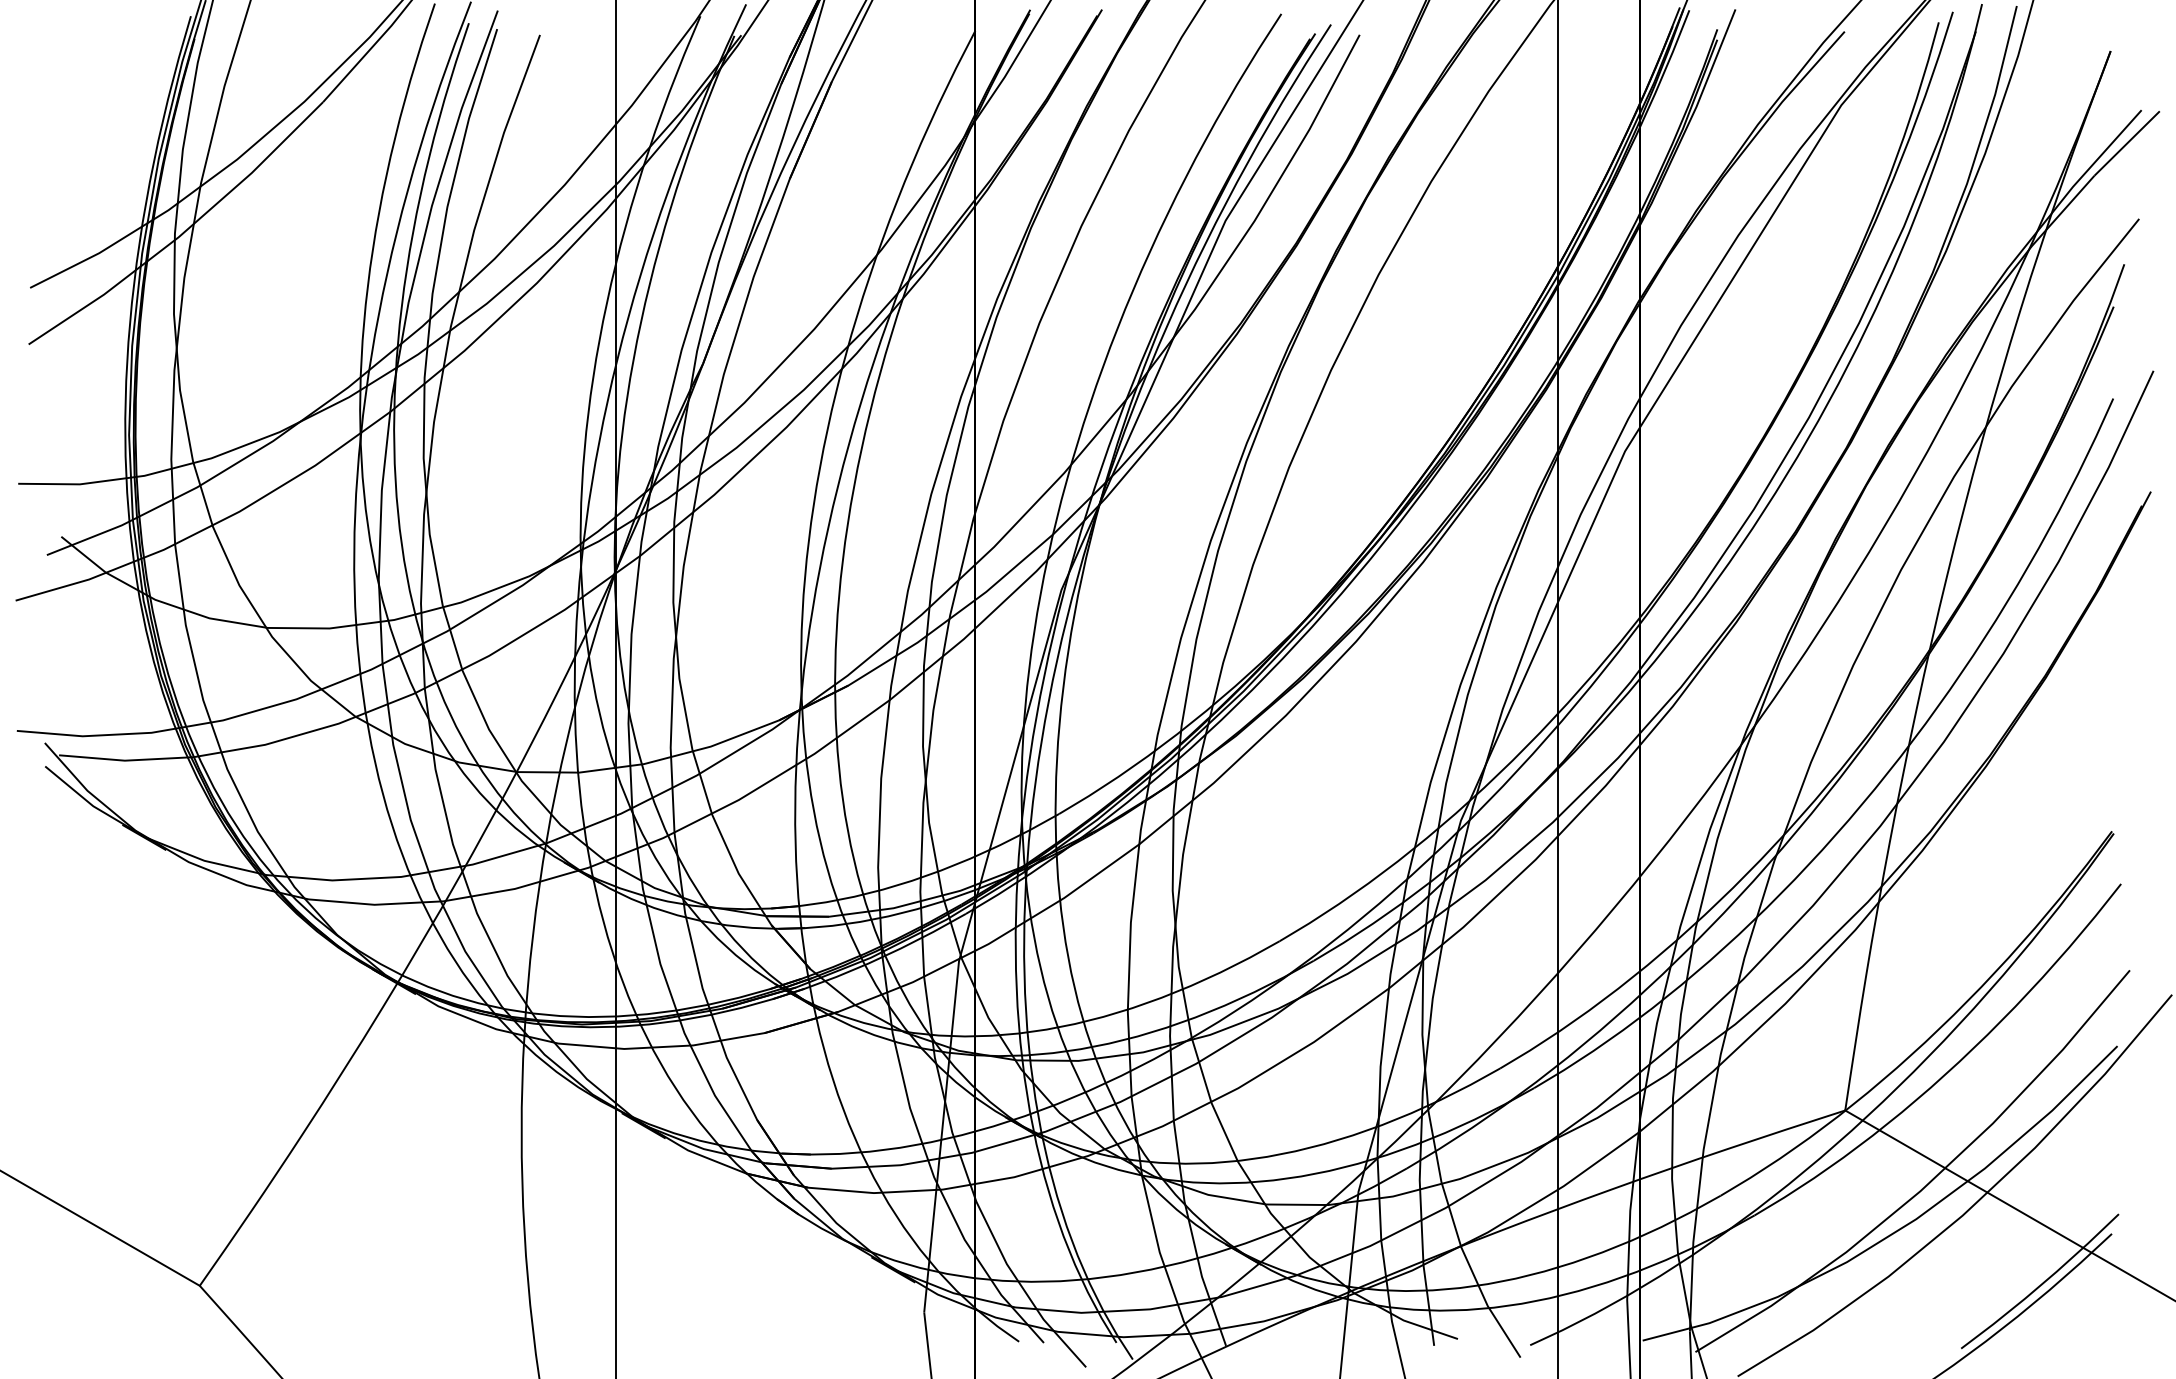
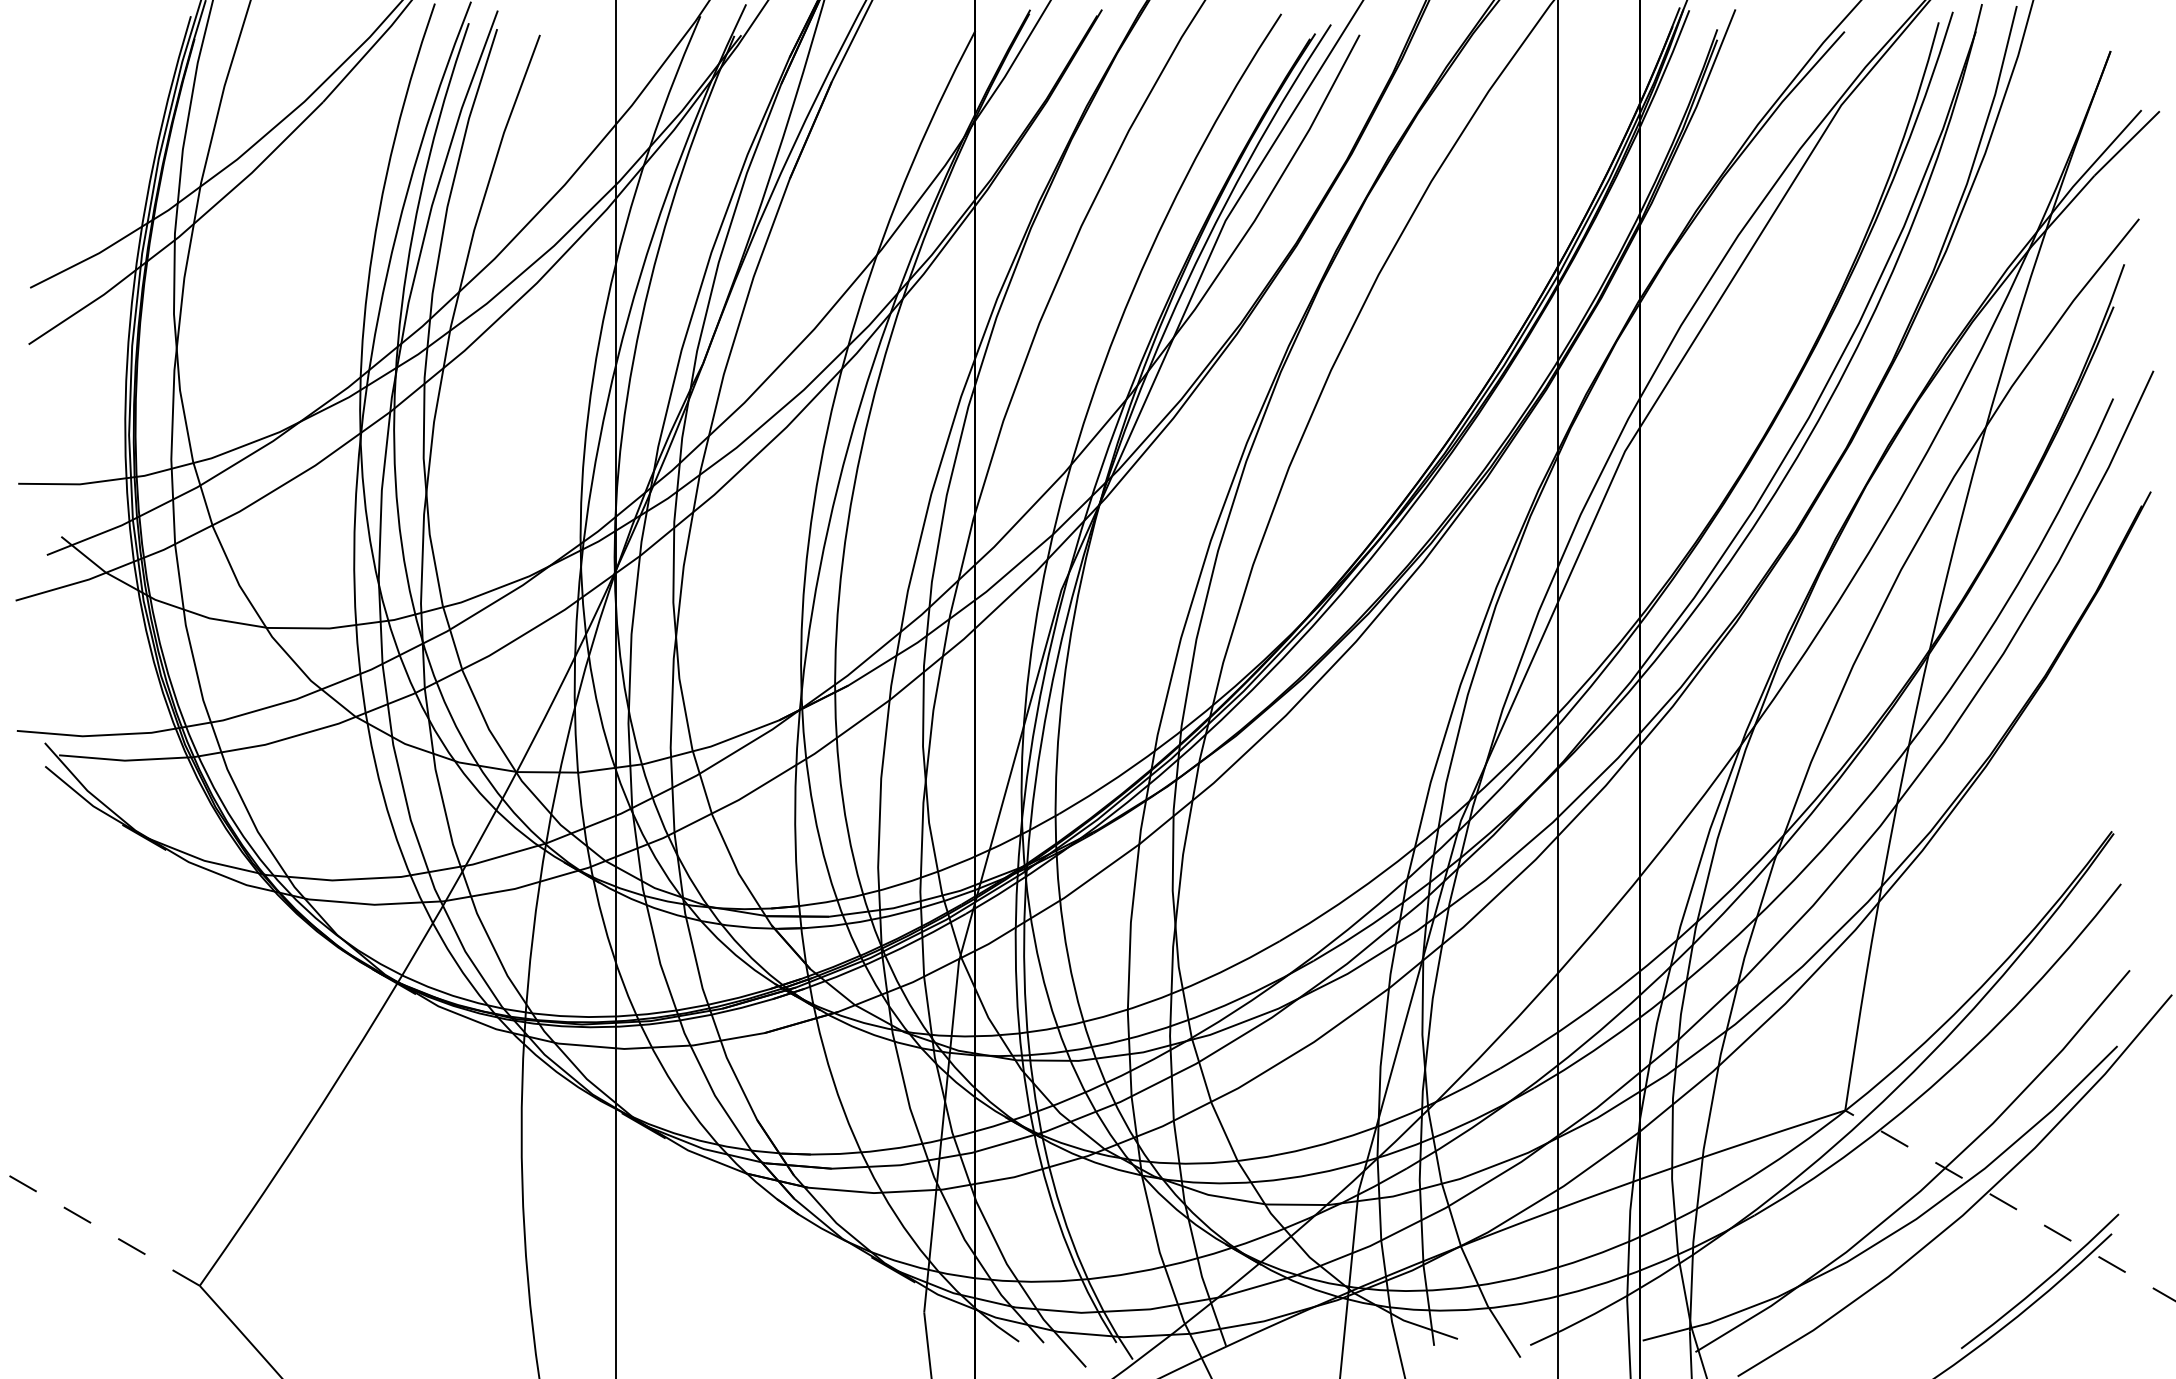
line: solid -> dashed (2010, 1205)
line: solid -> dashed (100, 1228)
